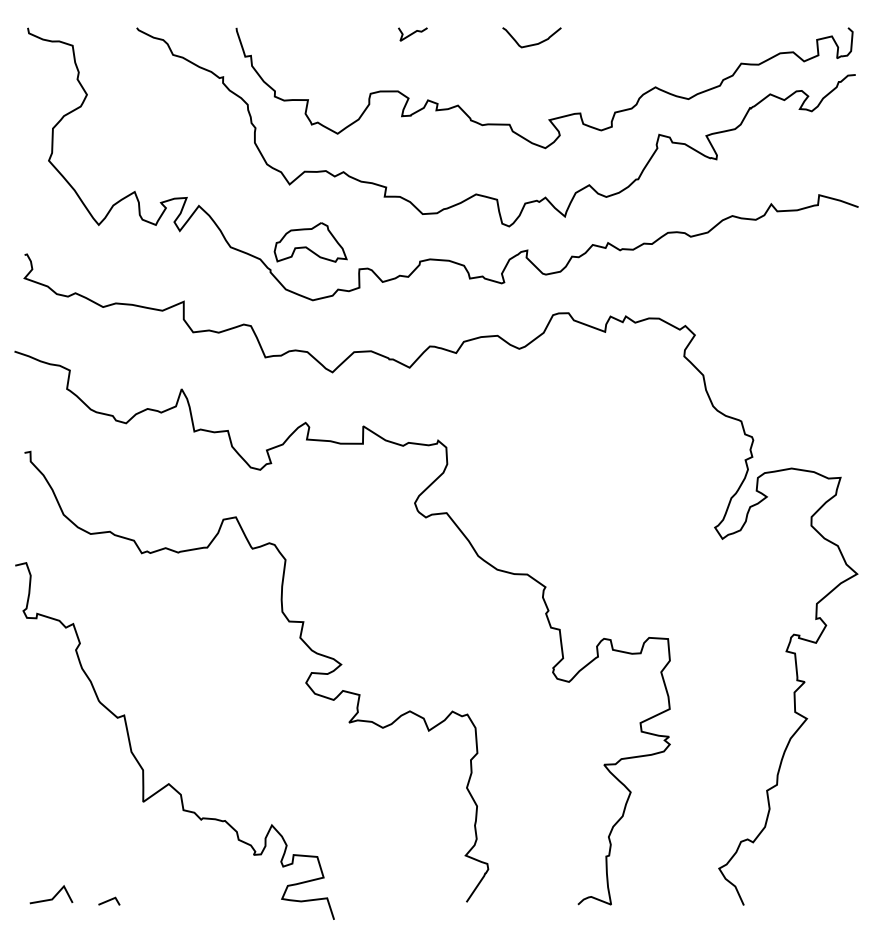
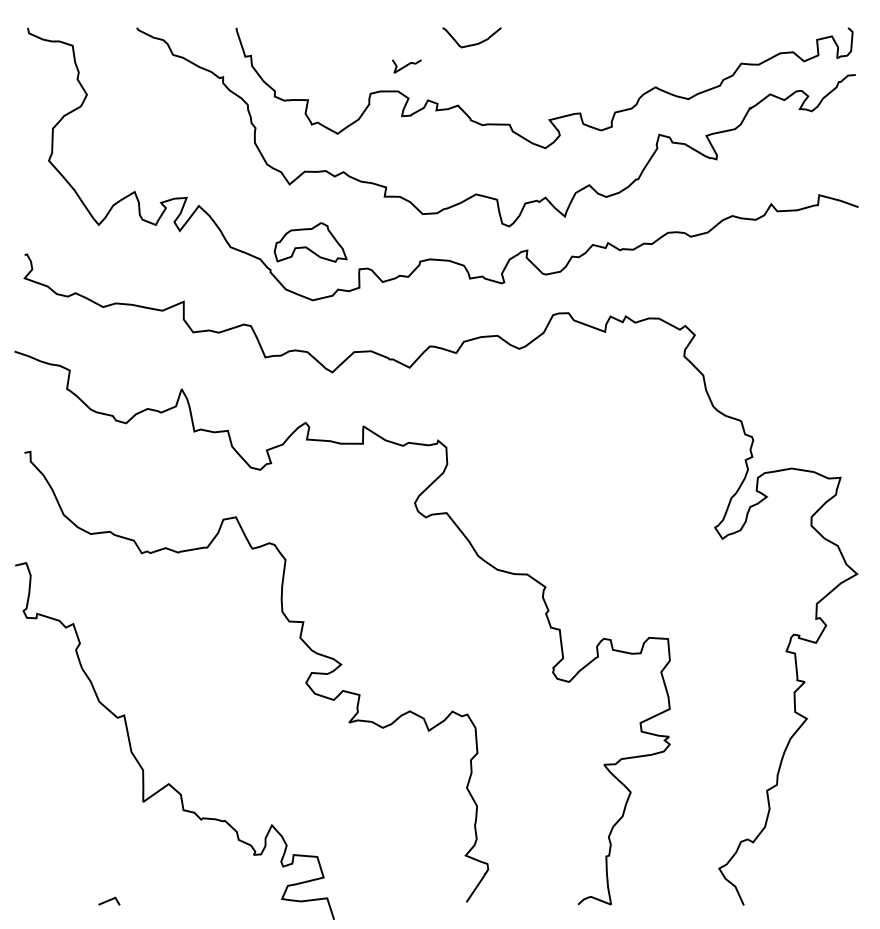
curve position: (412, 34) -> (406, 66) (406, 66)
curve position: (534, 43) -> (474, 43) (474, 43)
line: present -> none (53, 896)
